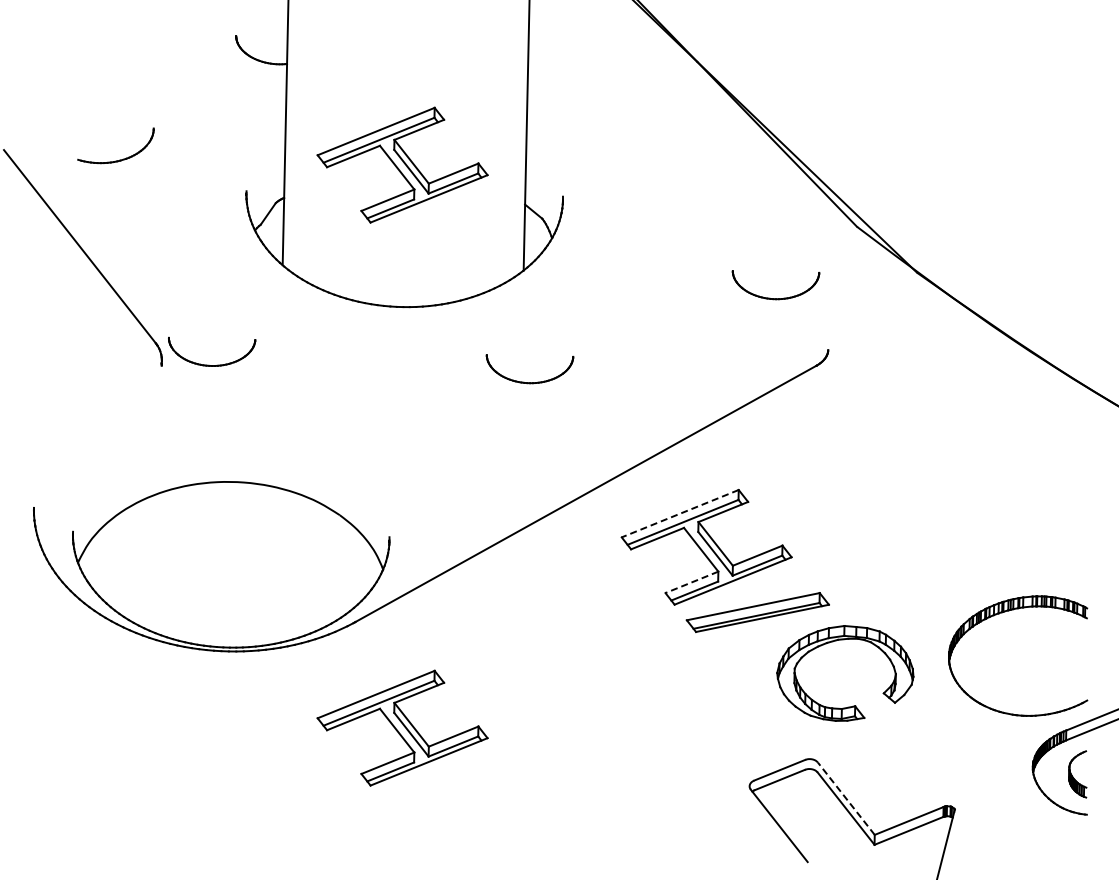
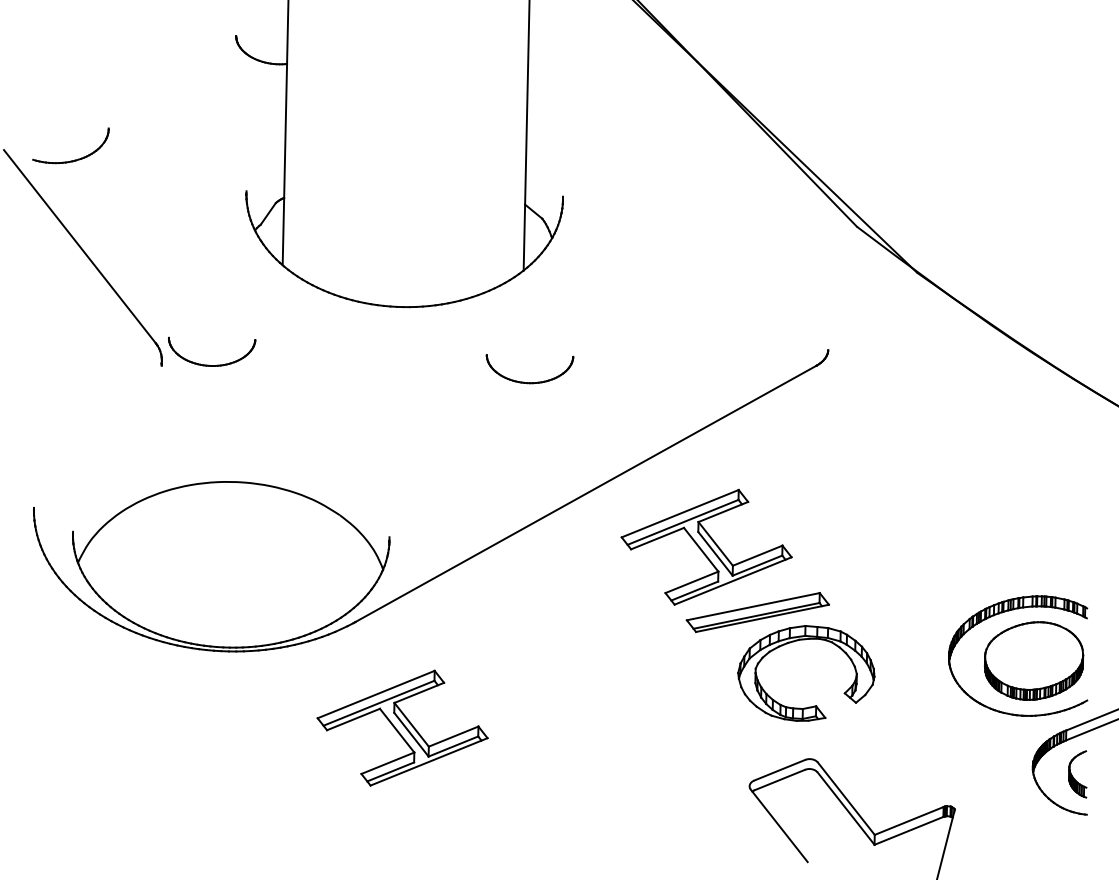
part position: (119, 159) -> (74, 159) (74, 159)
part: present -> none (402, 164)
part: present -> none (775, 298)
line: dashed -> solid (679, 513)
line: dashed -> solid (691, 582)
part: none -> present (1034, 660)
part position: (853, 705) -> (814, 705) (814, 705)
line: dashed -> solid (846, 798)
